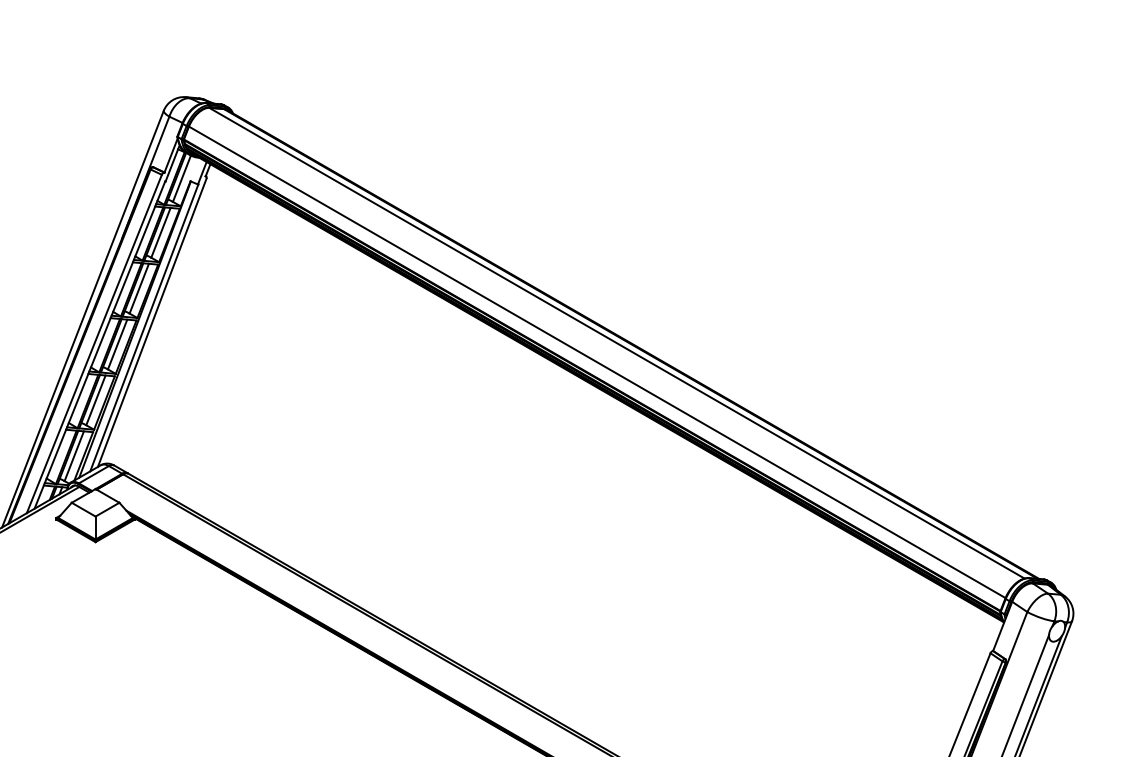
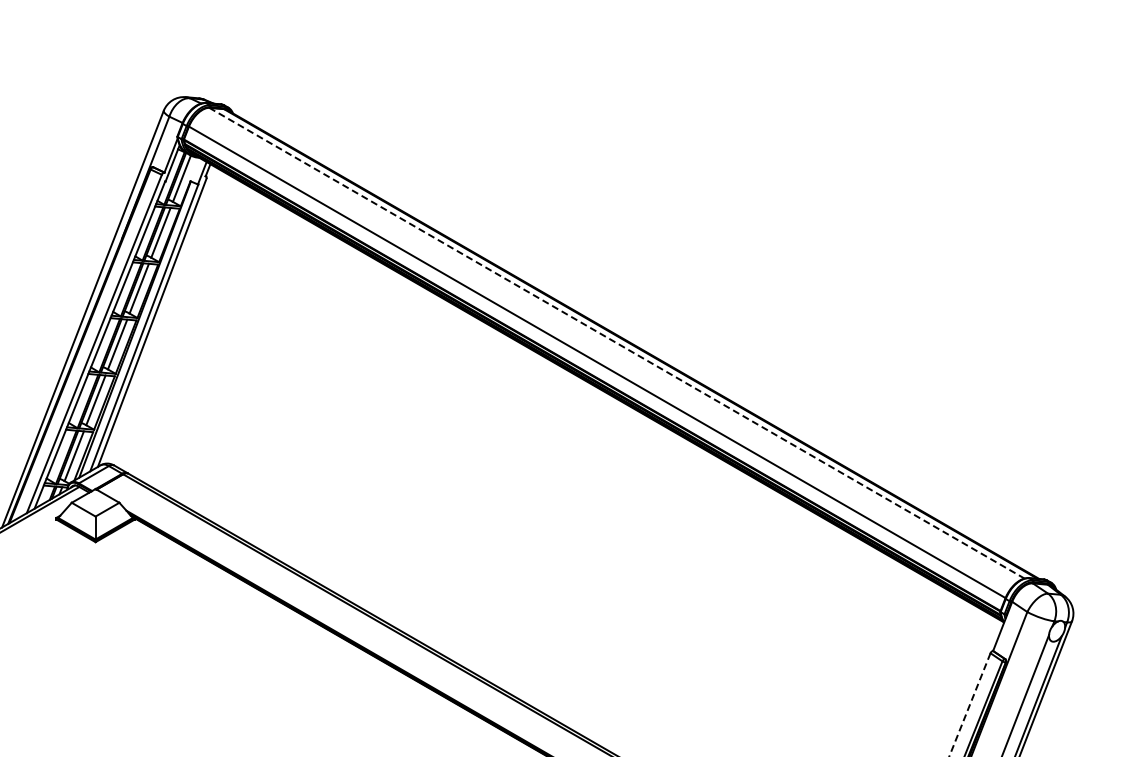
line: solid -> dashed (616, 343)
line: solid -> dashed (969, 705)
